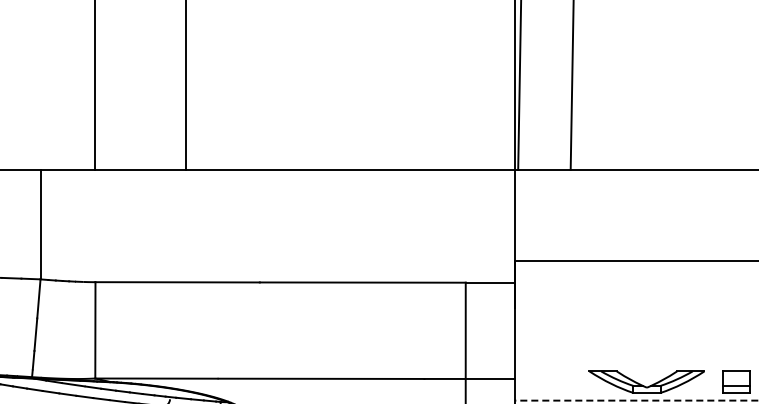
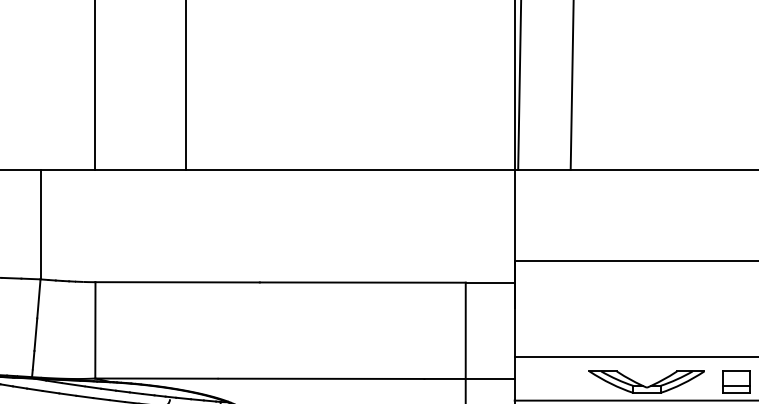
line: none -> present (634, 356)
line: dashed -> solid (636, 400)
